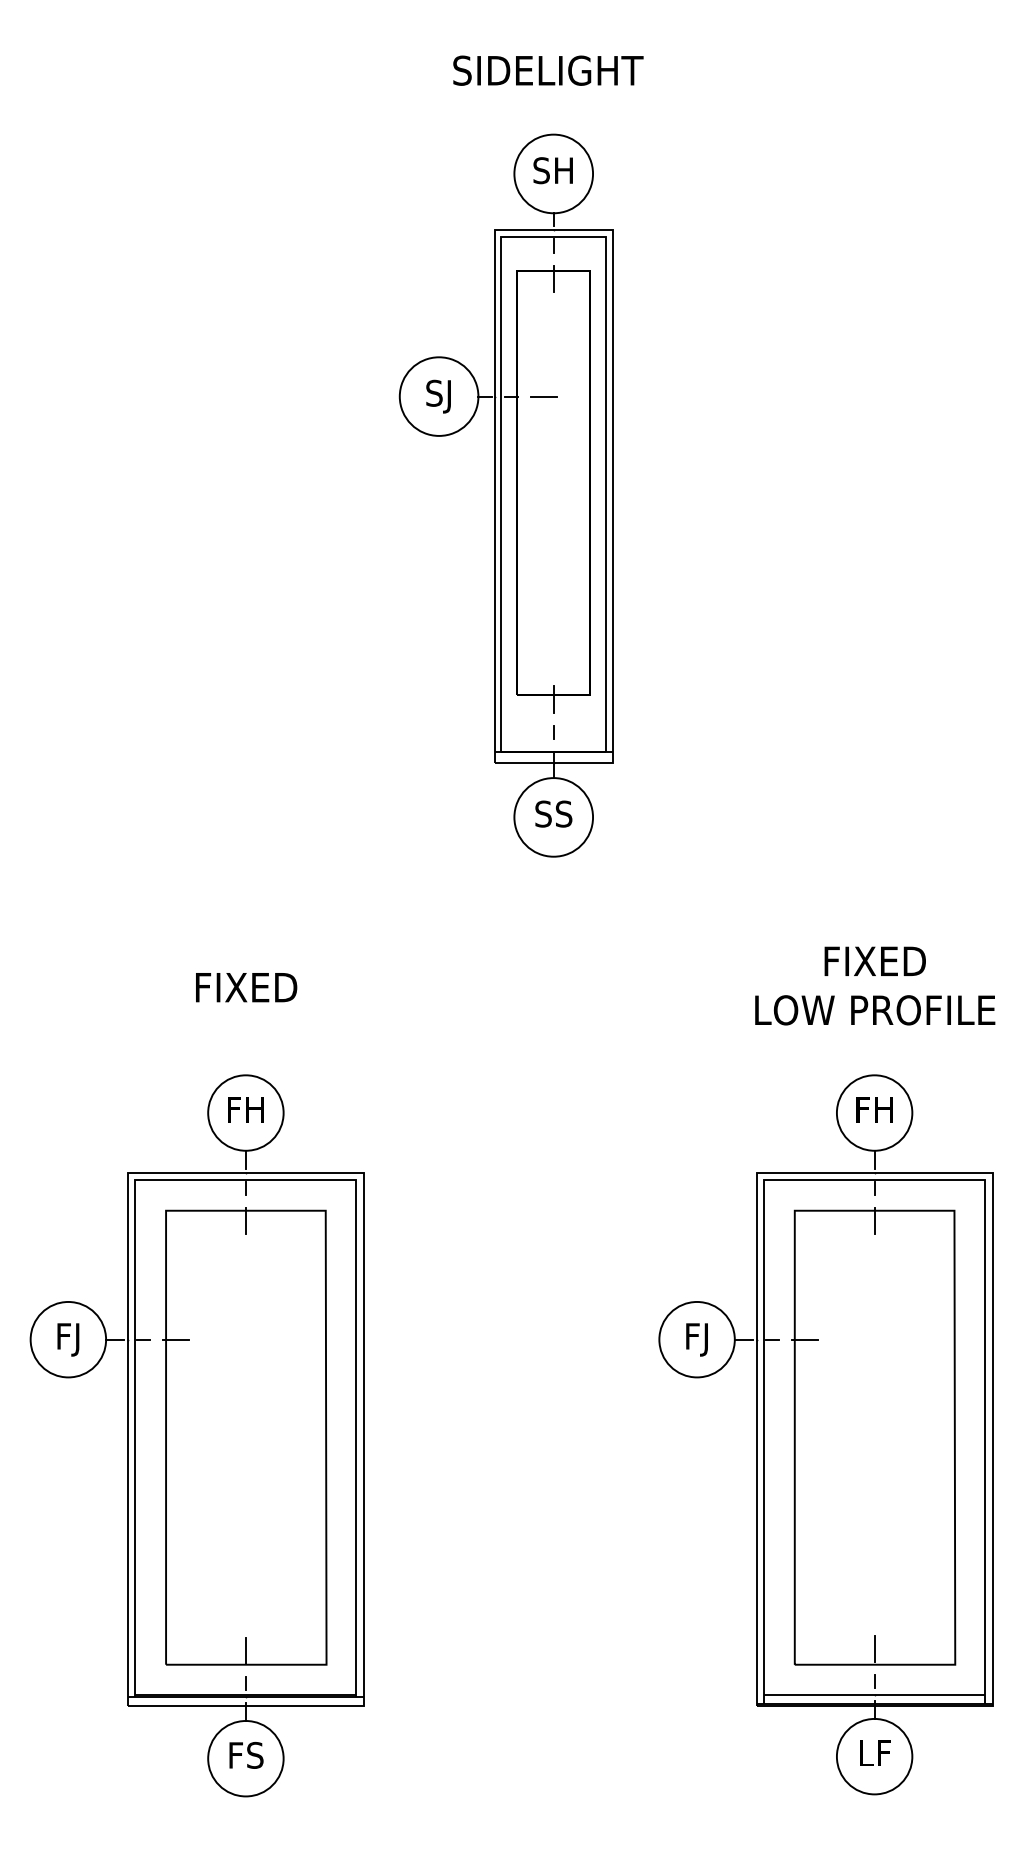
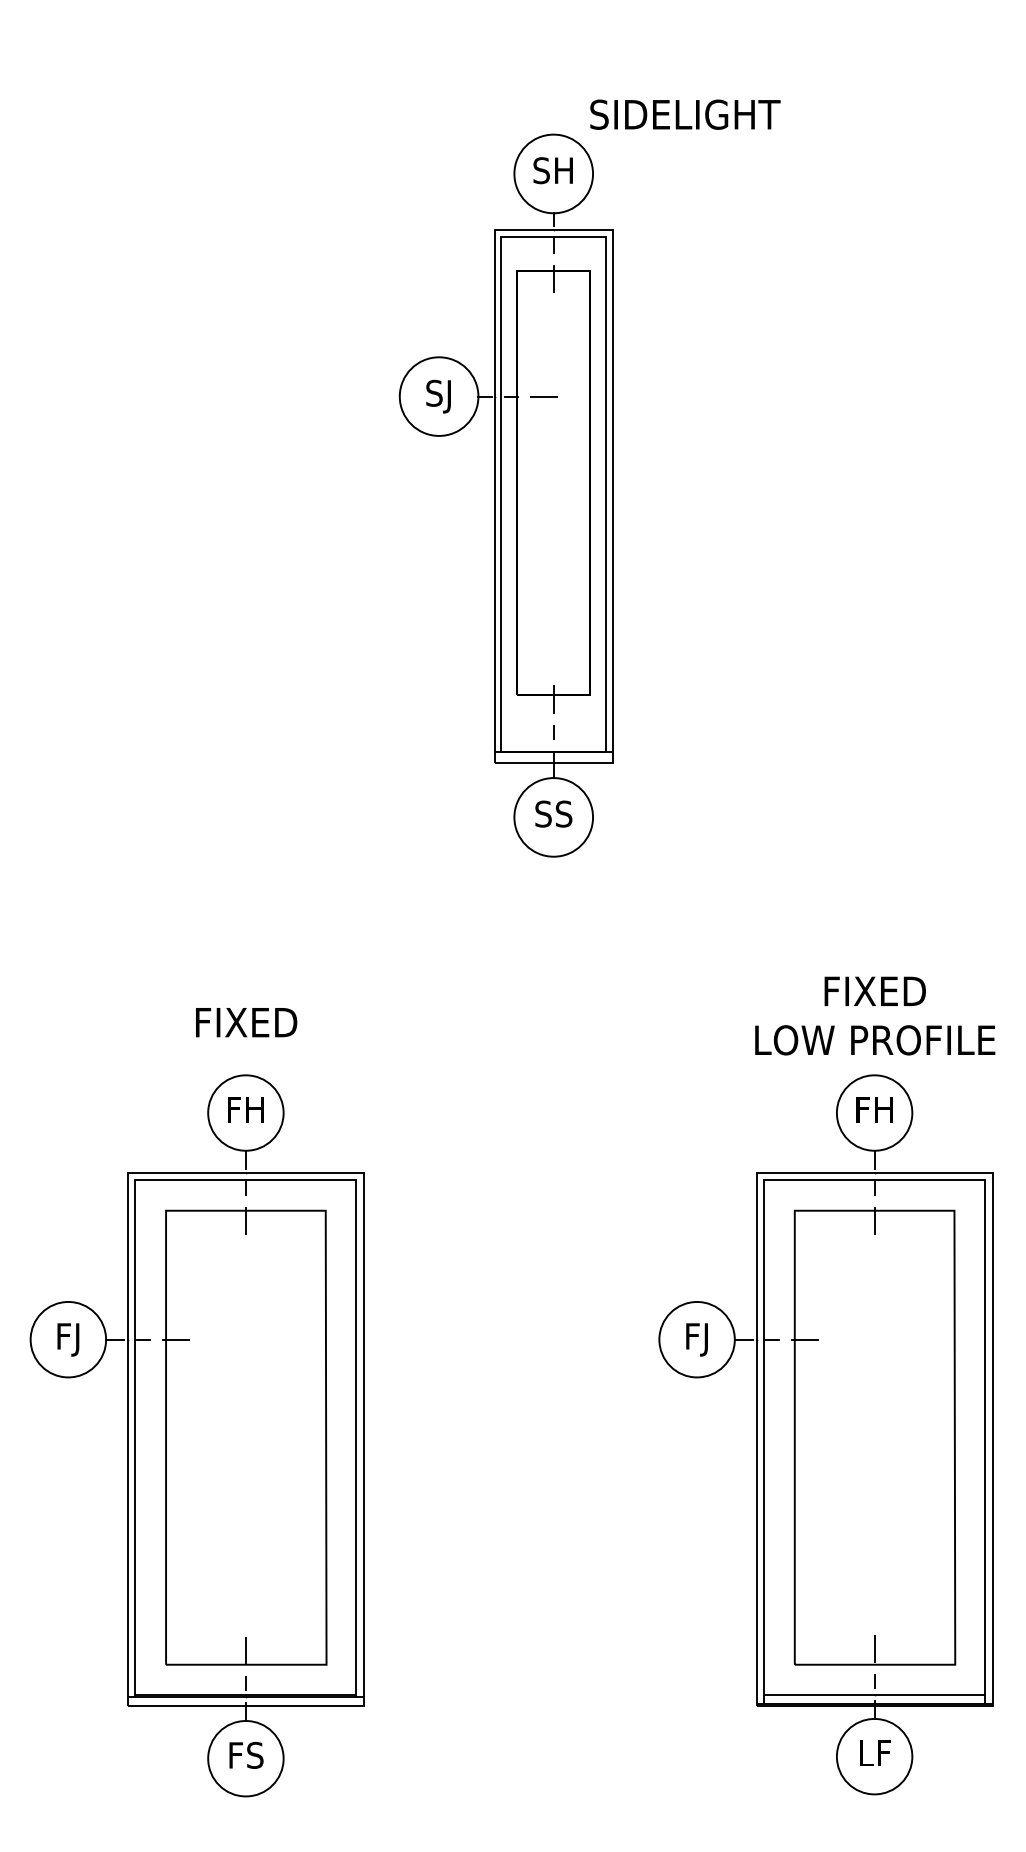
text position: (548, 70) -> (685, 114) (685, 114)
text position: (875, 985) -> (875, 1015) (875, 1015)
text position: (246, 987) -> (246, 1022) (246, 1022)
